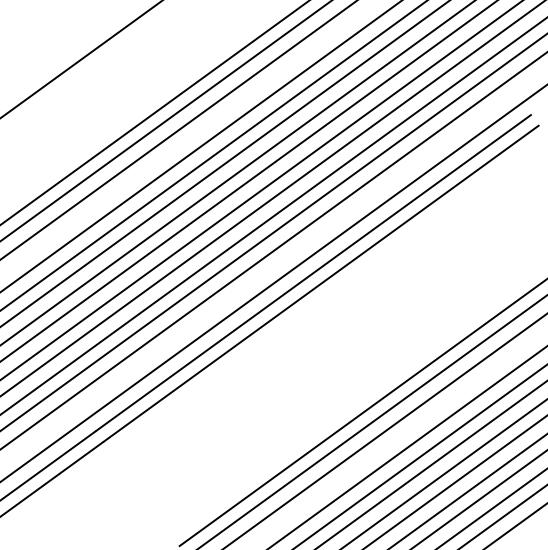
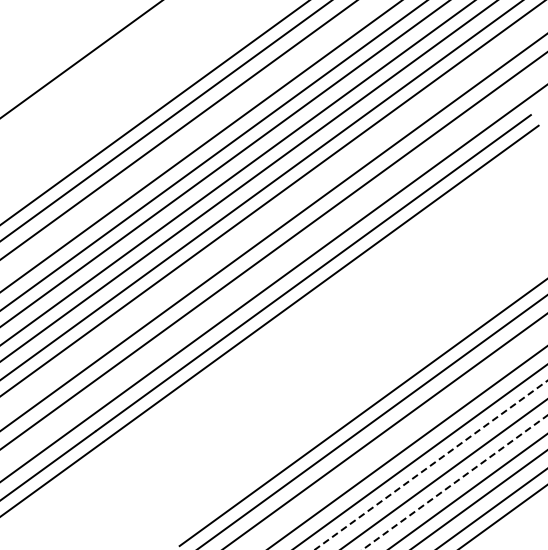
line: present -> none (273, 216)
line: solid -> dashed (431, 465)
line: solid -> dashed (455, 482)
line: present -> none (515, 525)
